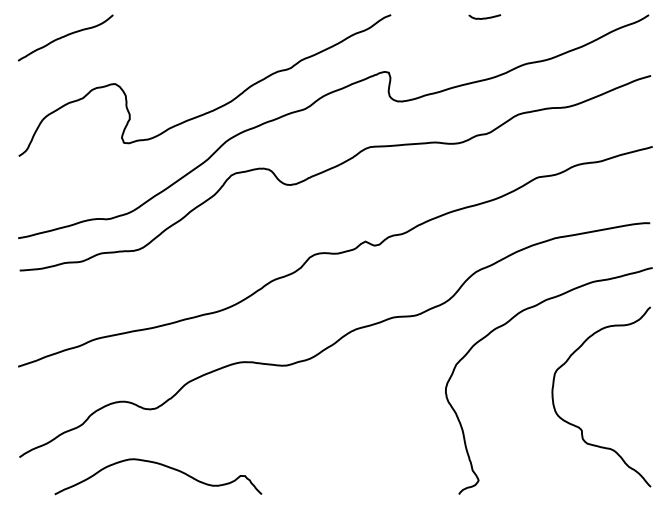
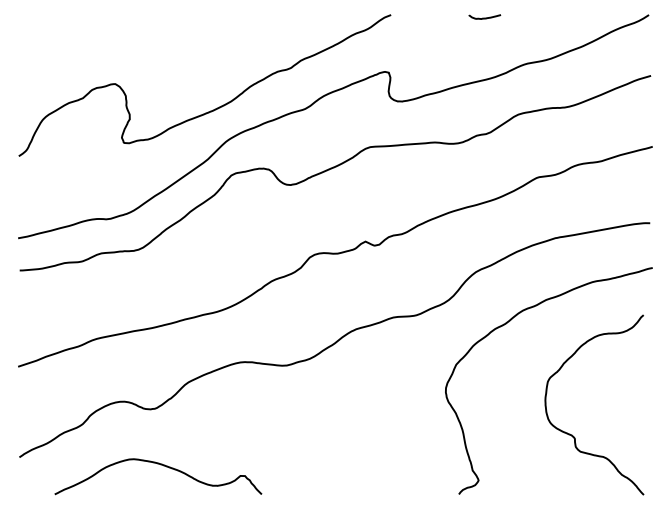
curve: present -> none (65, 36)
curve position: (579, 426) -> (572, 434) (572, 434)
